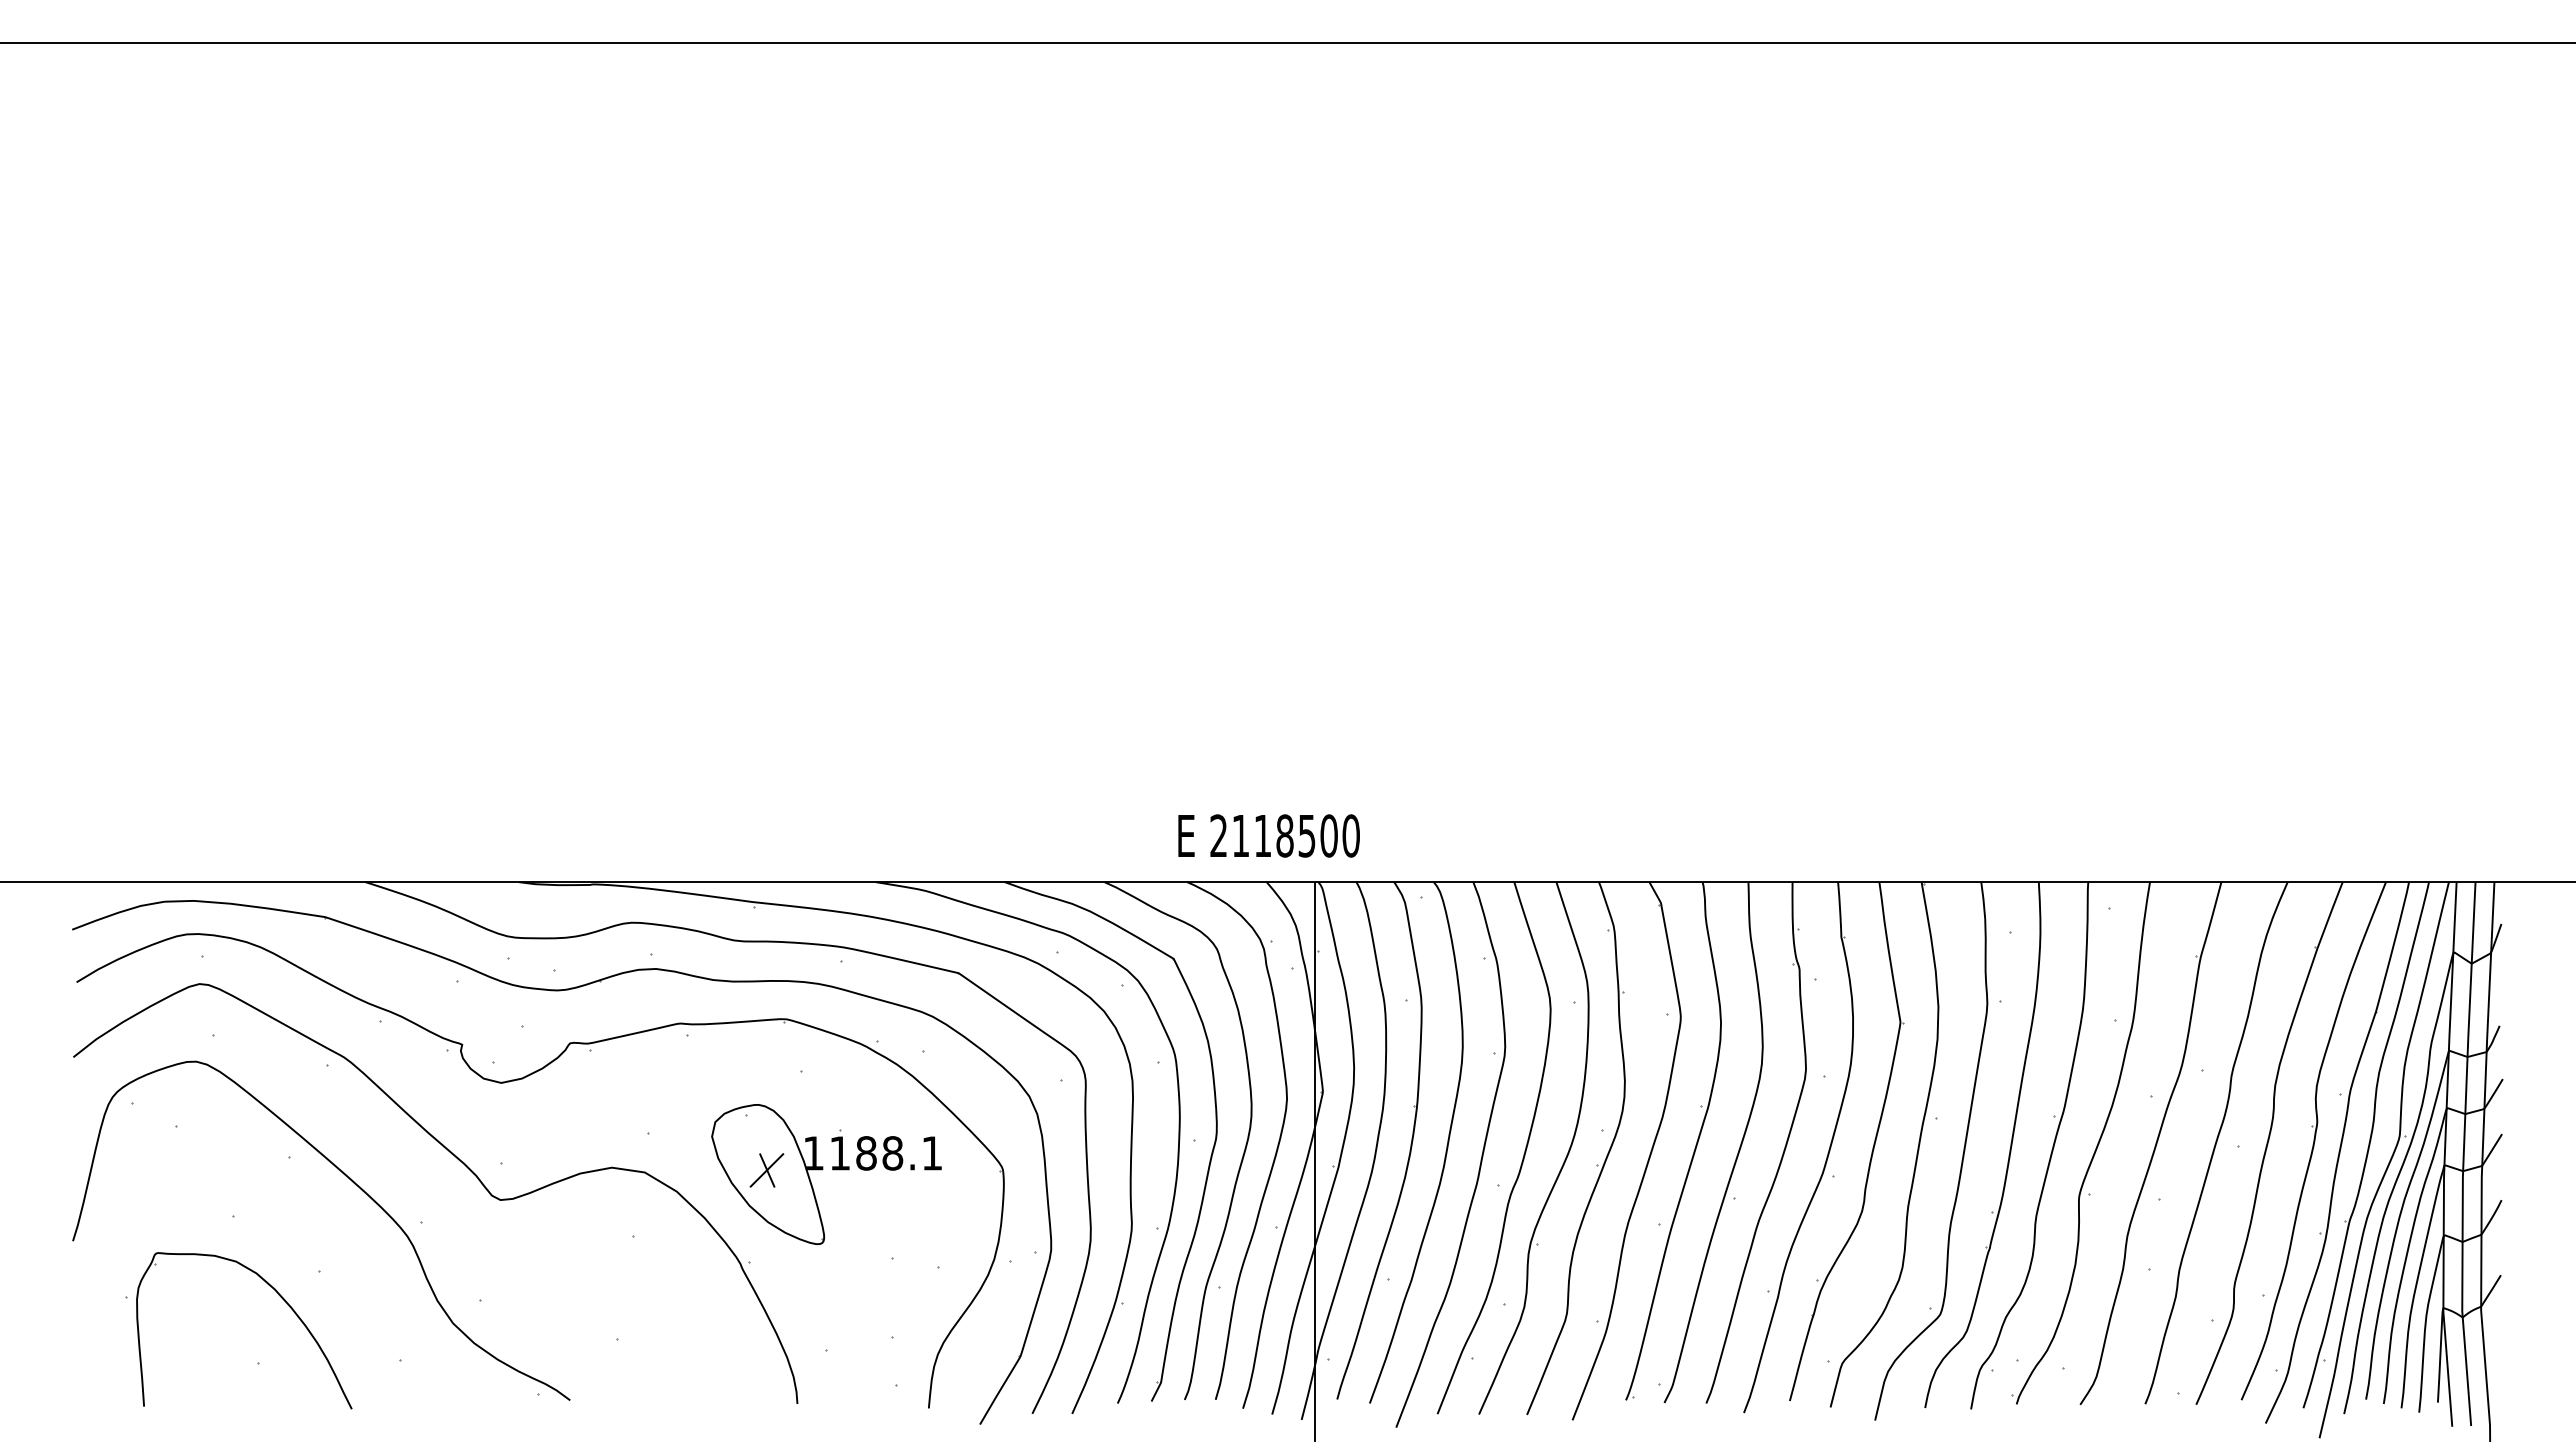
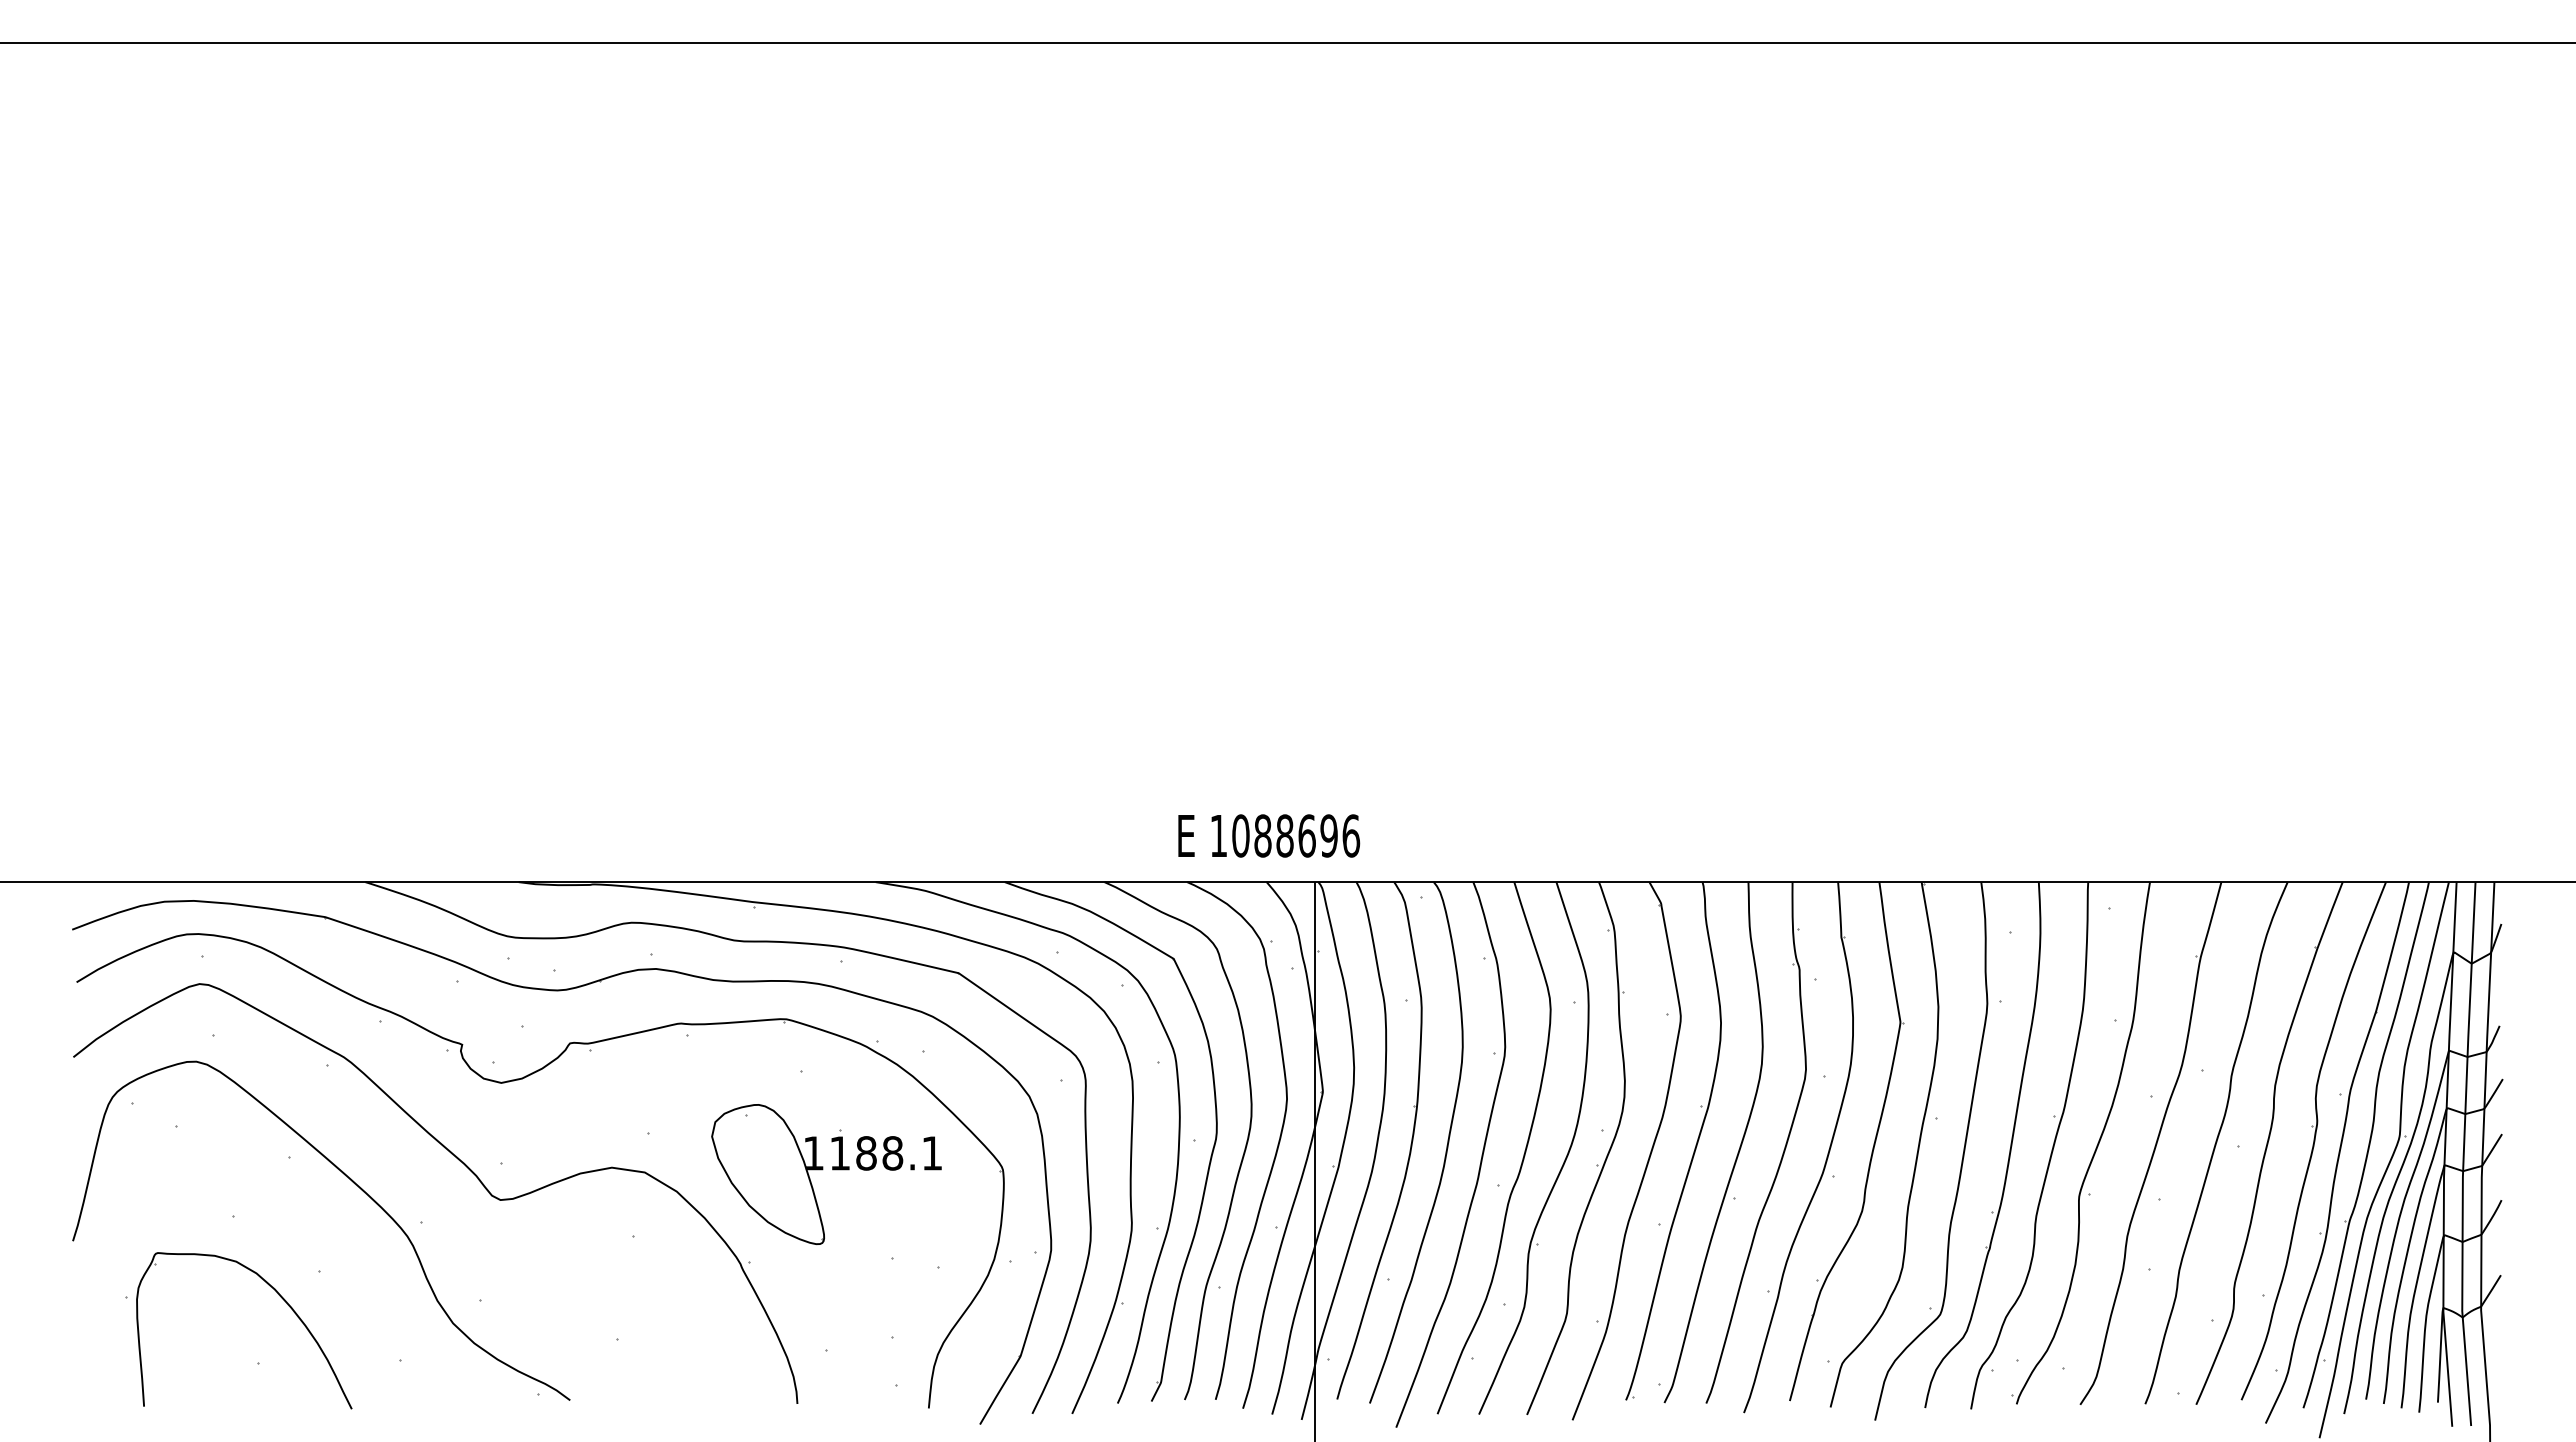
text: 2118500 -> 1088696 (1285, 835)
part: present -> none (766, 1170)
